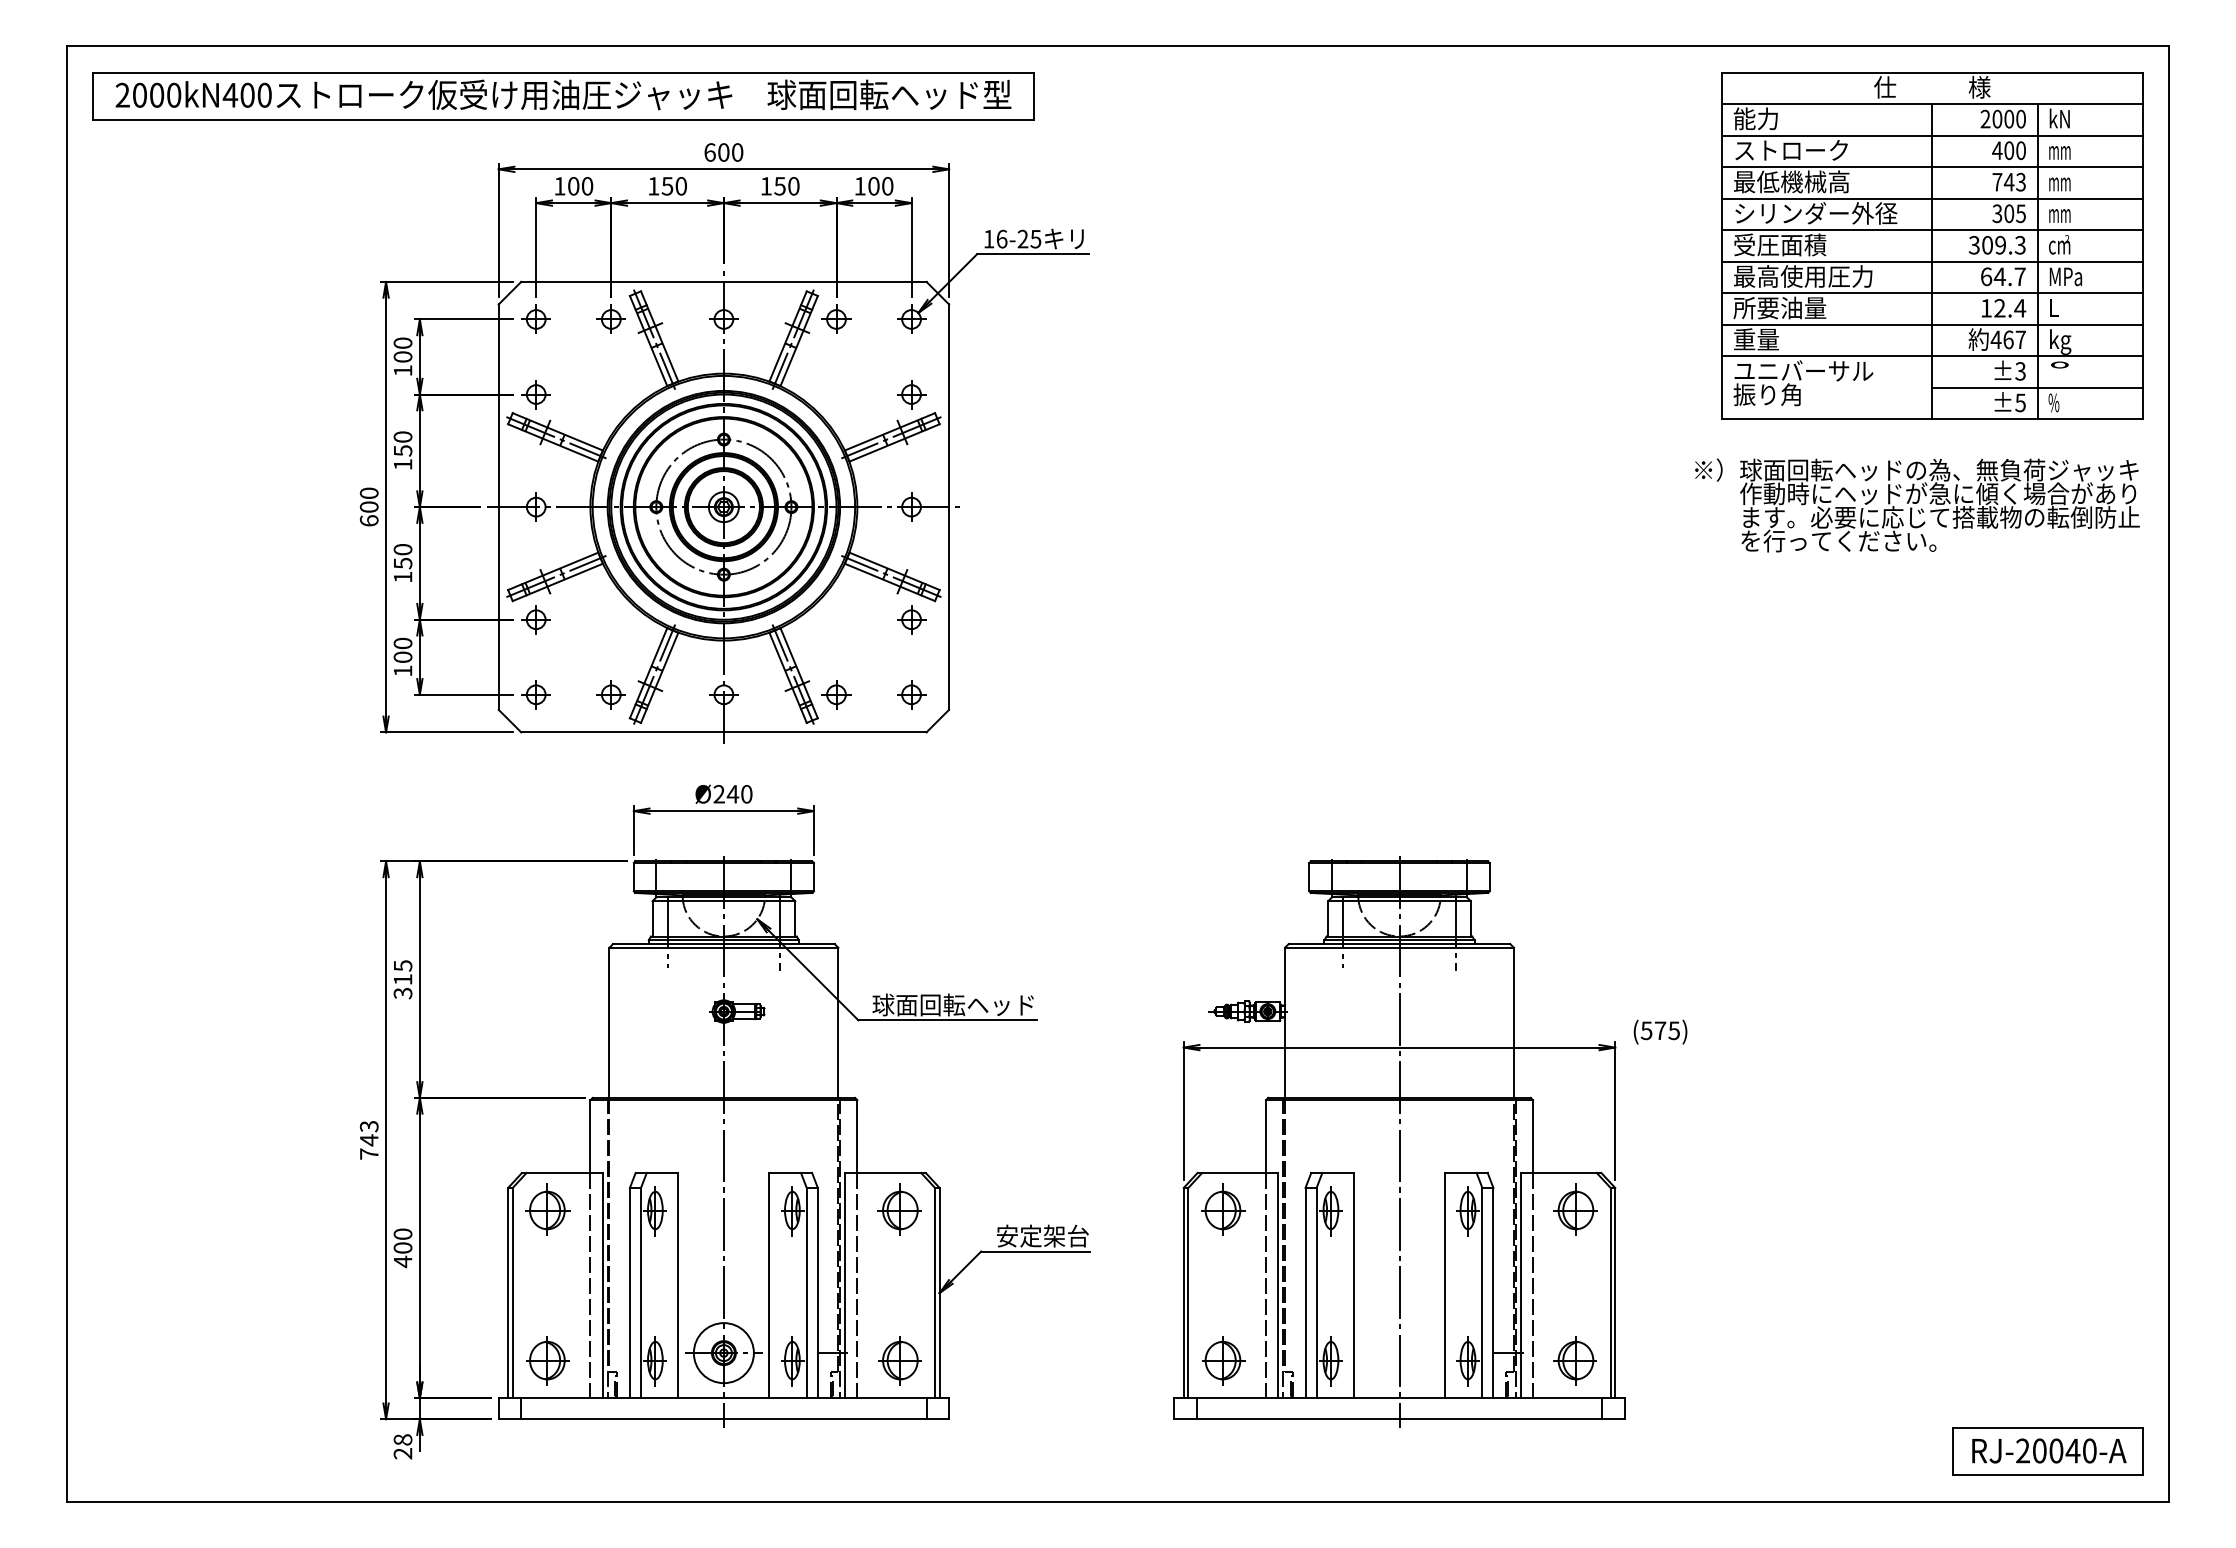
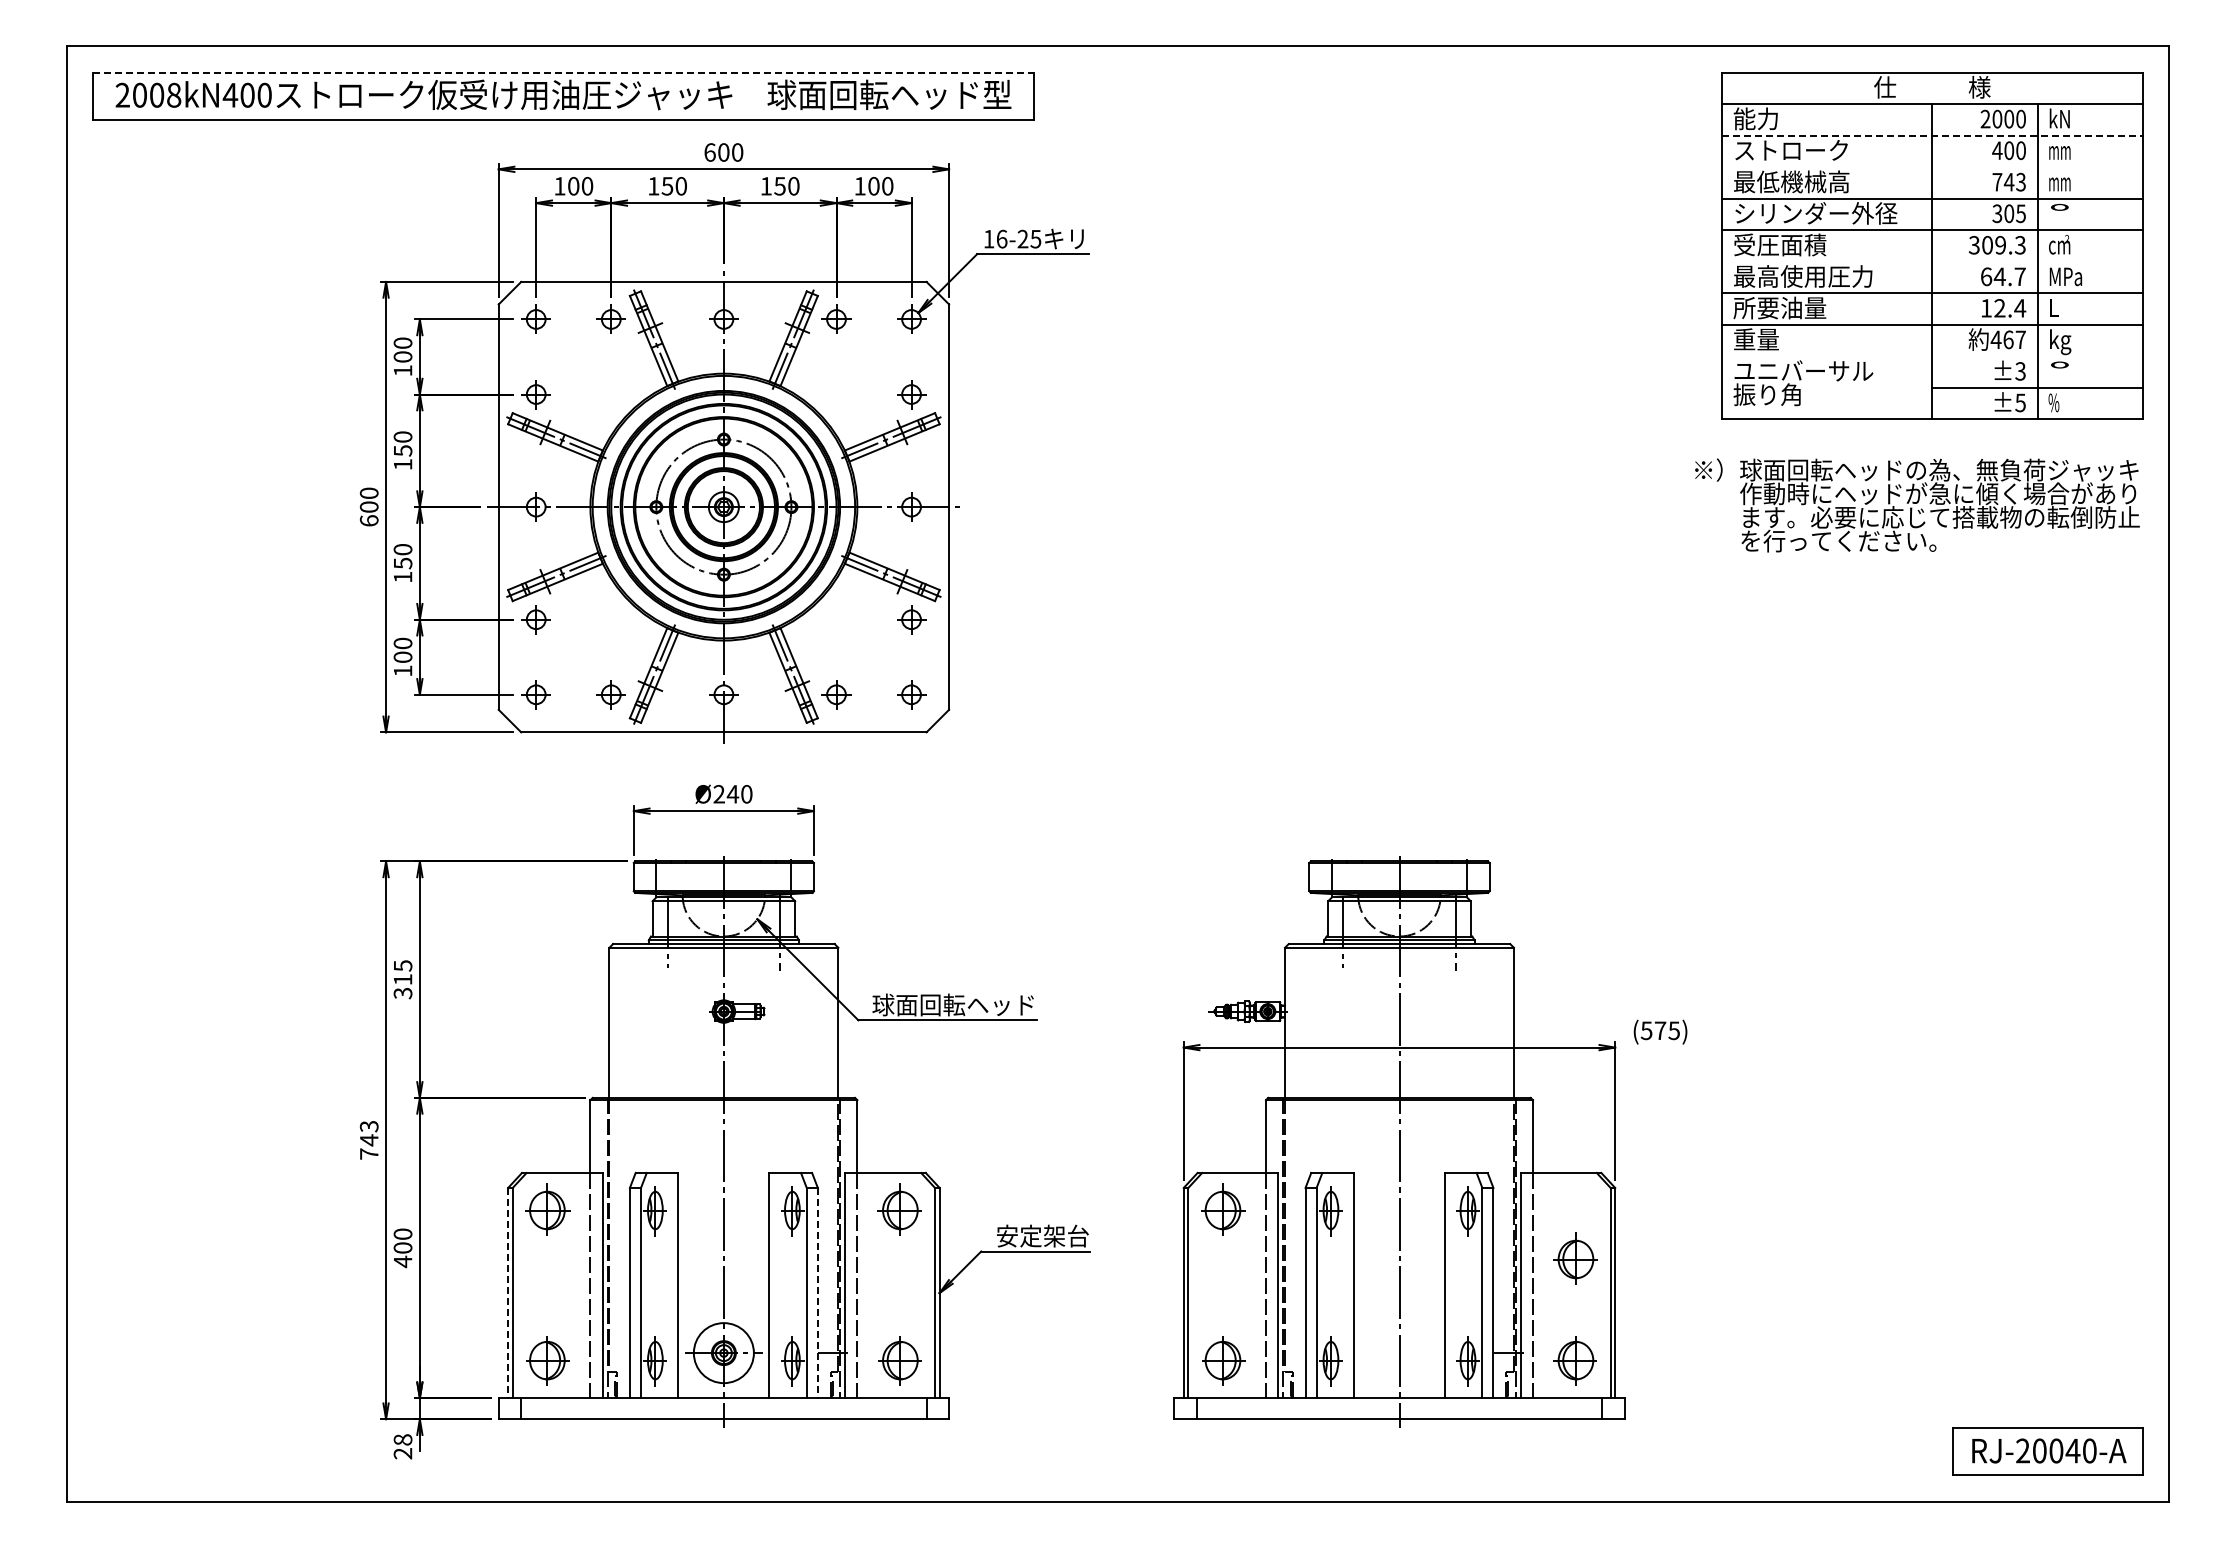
line: solid -> dashed (564, 72)
text: 2000kN400 -> 2008kN400 (174, 95)
line: solid -> dashed (1932, 135)
line: present -> none (1932, 167)
text: mm -> ° (2059, 212)
line: present -> none (1932, 261)
line: present -> none (1932, 356)
part position: (1575, 1209) -> (1575, 1258) (1575, 1258)
line: solid -> dashed (508, 1293)
line: solid -> dashed (817, 1293)
